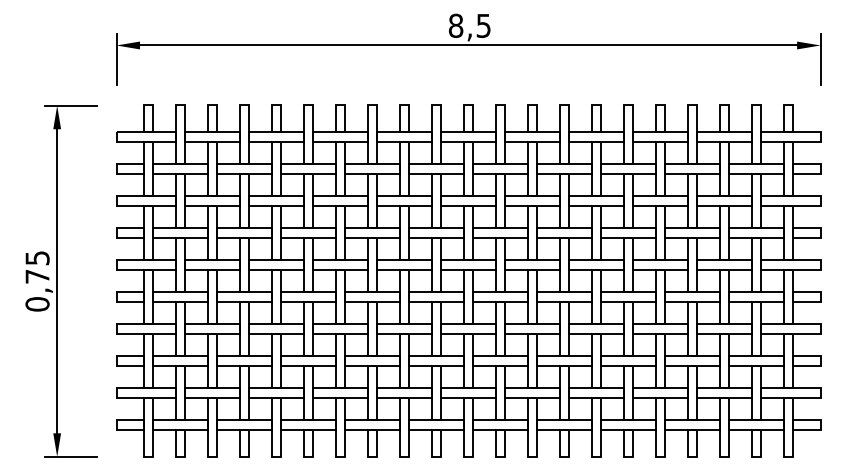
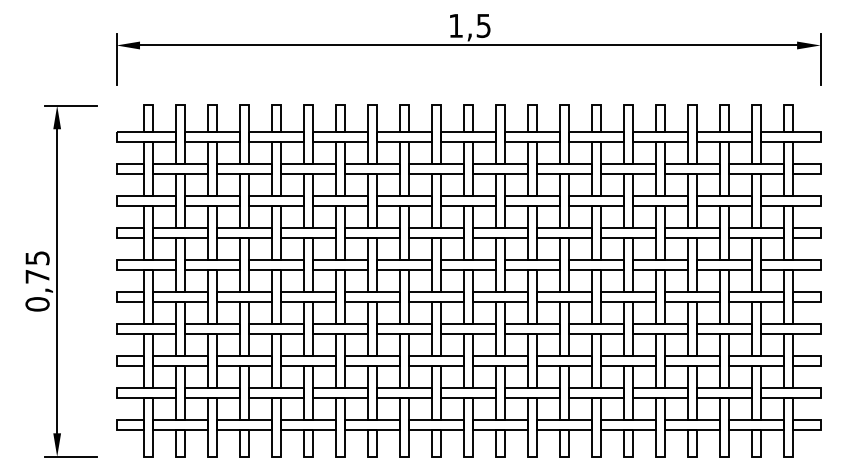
text: 8,5 -> 1,5 (455, 25)
